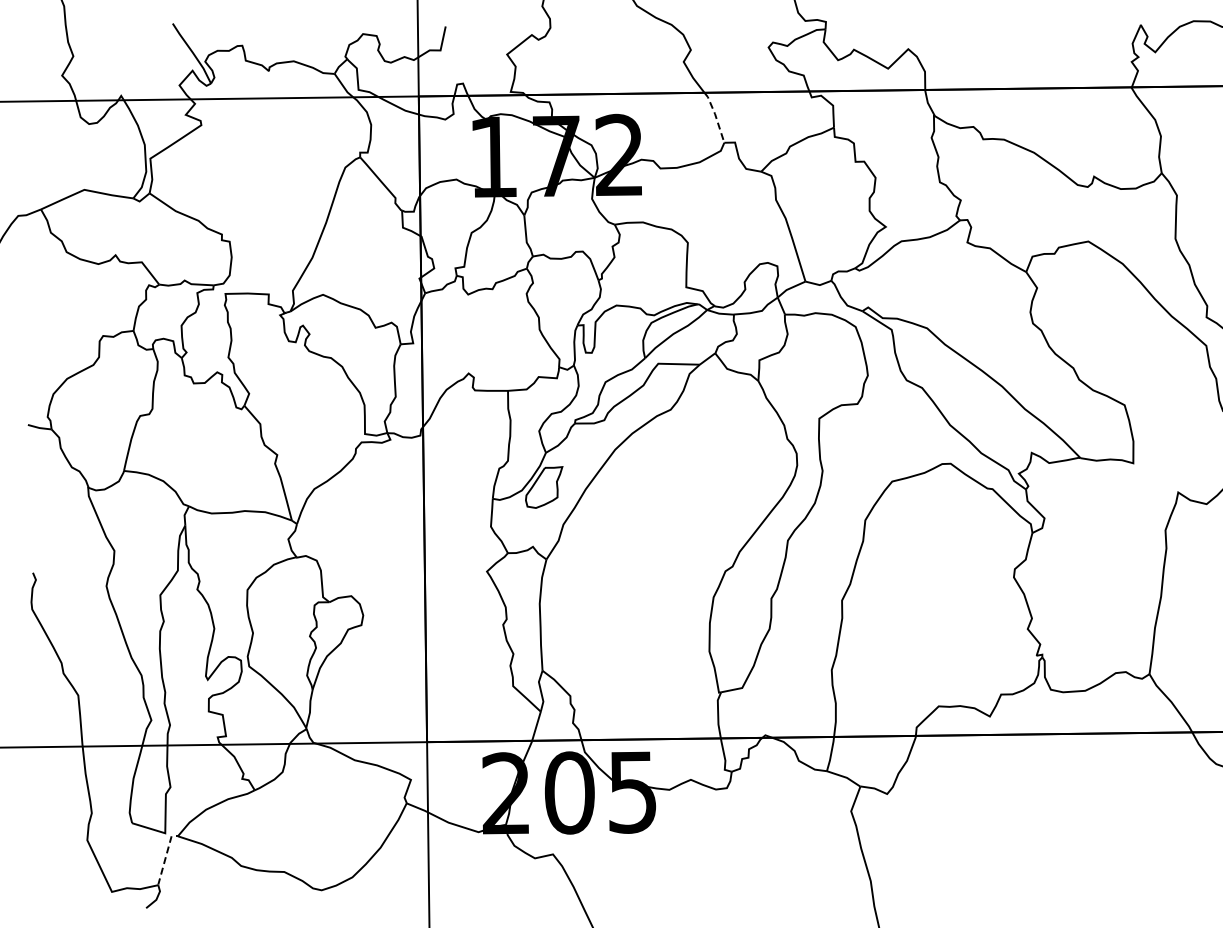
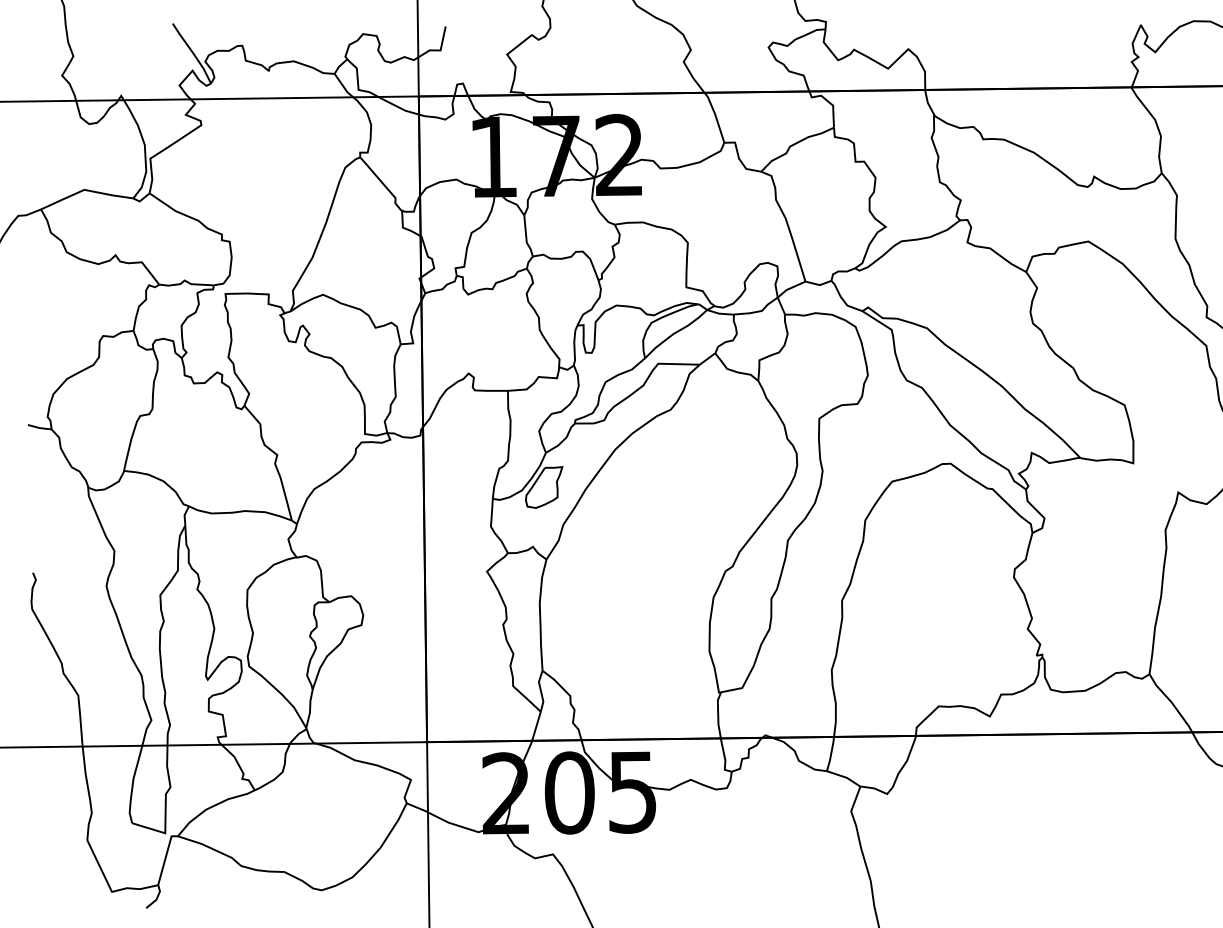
line: dashed -> solid (715, 115)
line: dashed -> solid (165, 857)
